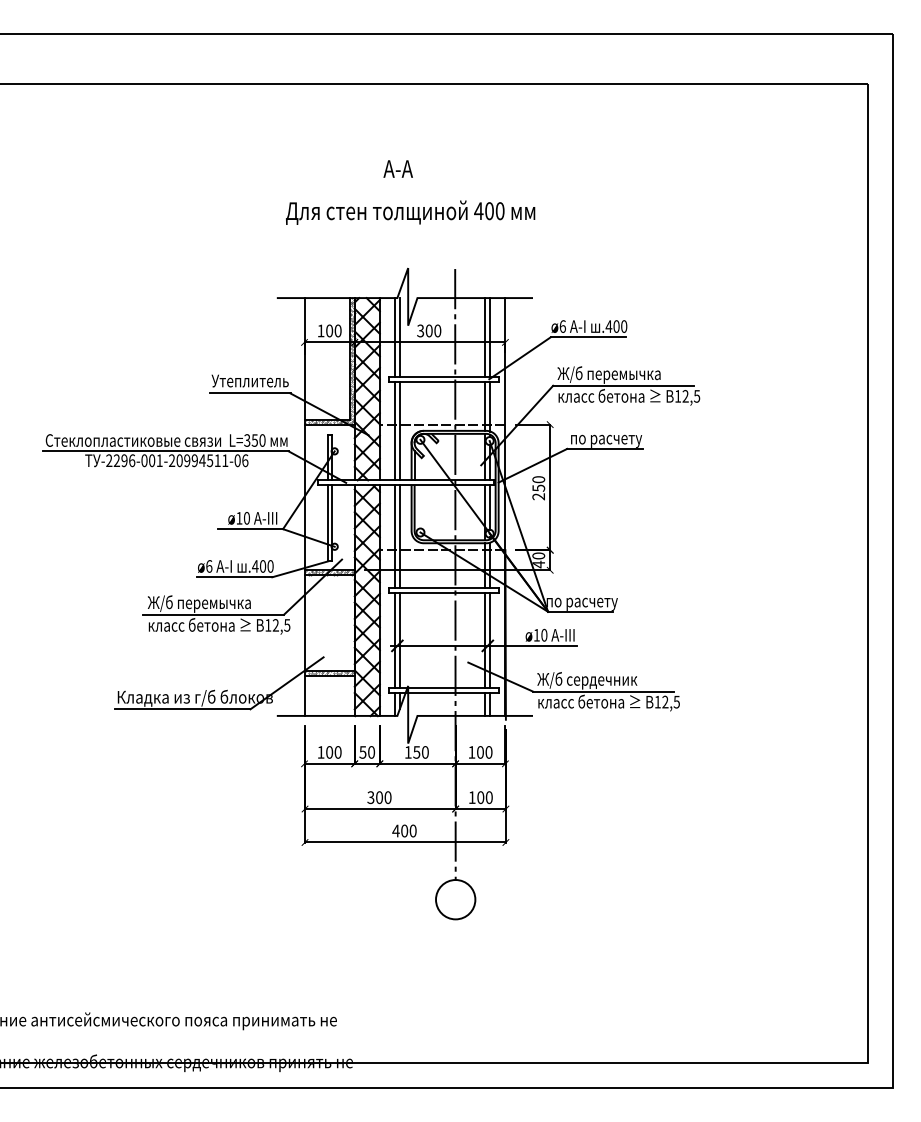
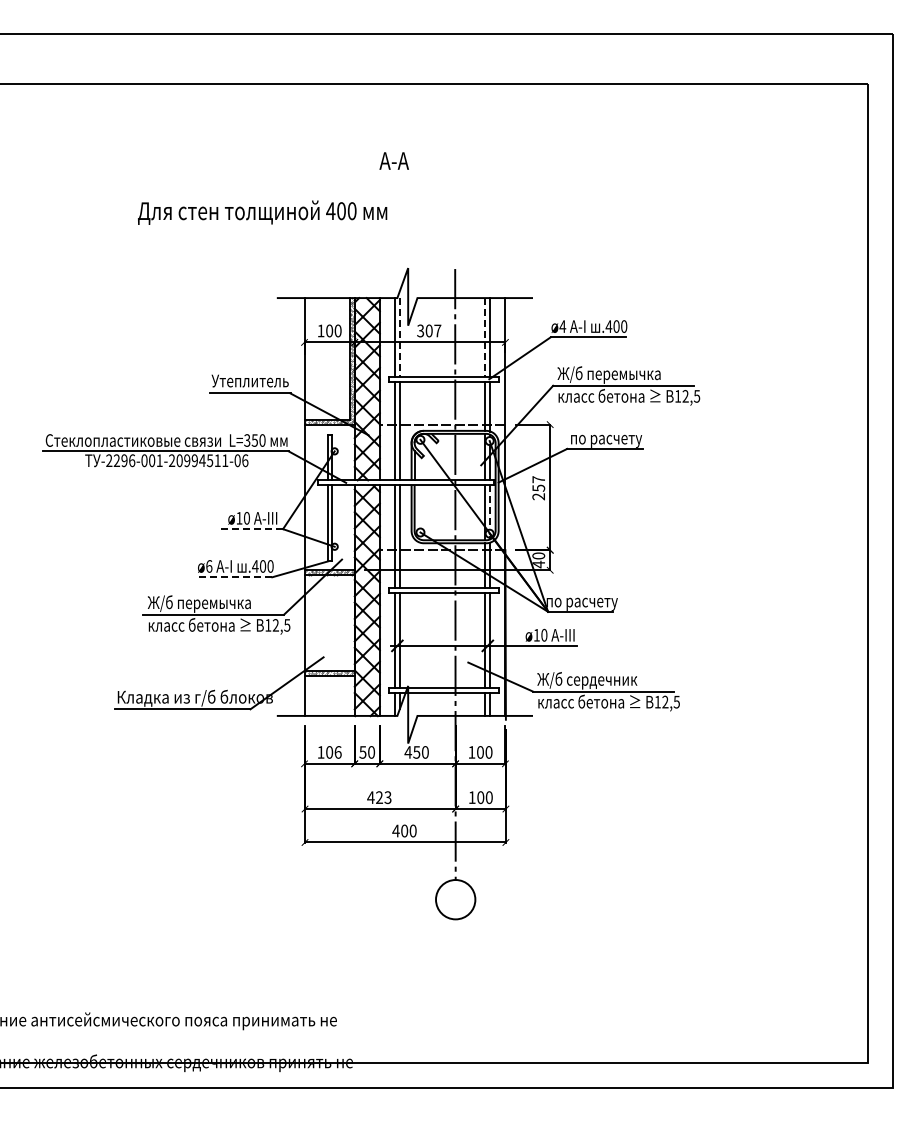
text position: (397, 168) -> (393, 160) (393, 160)
text position: (410, 212) -> (262, 212) (262, 212)
text: ø6 -> ø4 (562, 326)
text: 300 -> 307 (437, 330)
line: solid -> dashed (399, 337)
line: solid -> dashed (485, 337)
text: 250 -> 257 (538, 479)
line: solid -> dashed (490, 508)
line: solid -> dashed (250, 529)
line: solid -> dashed (234, 577)
text: 100 -> 106 (337, 752)
text: 150 -> 450 (408, 752)
text: 300 -> 423 (379, 797)
